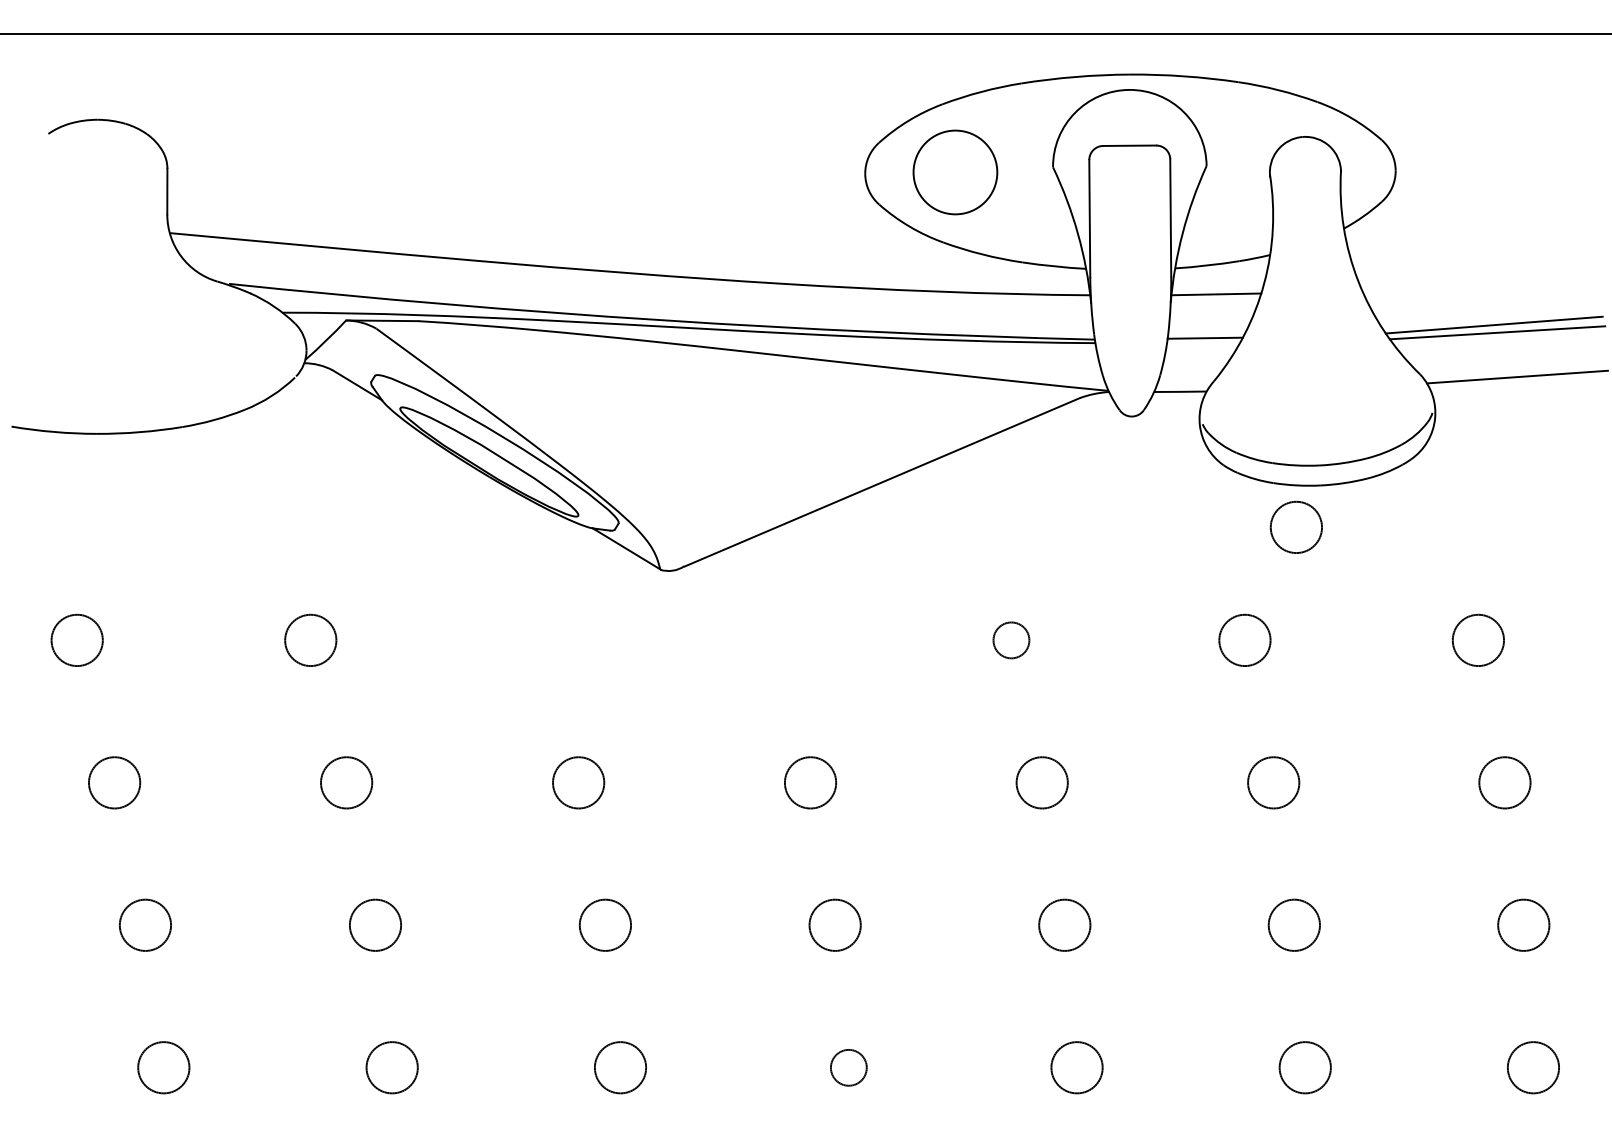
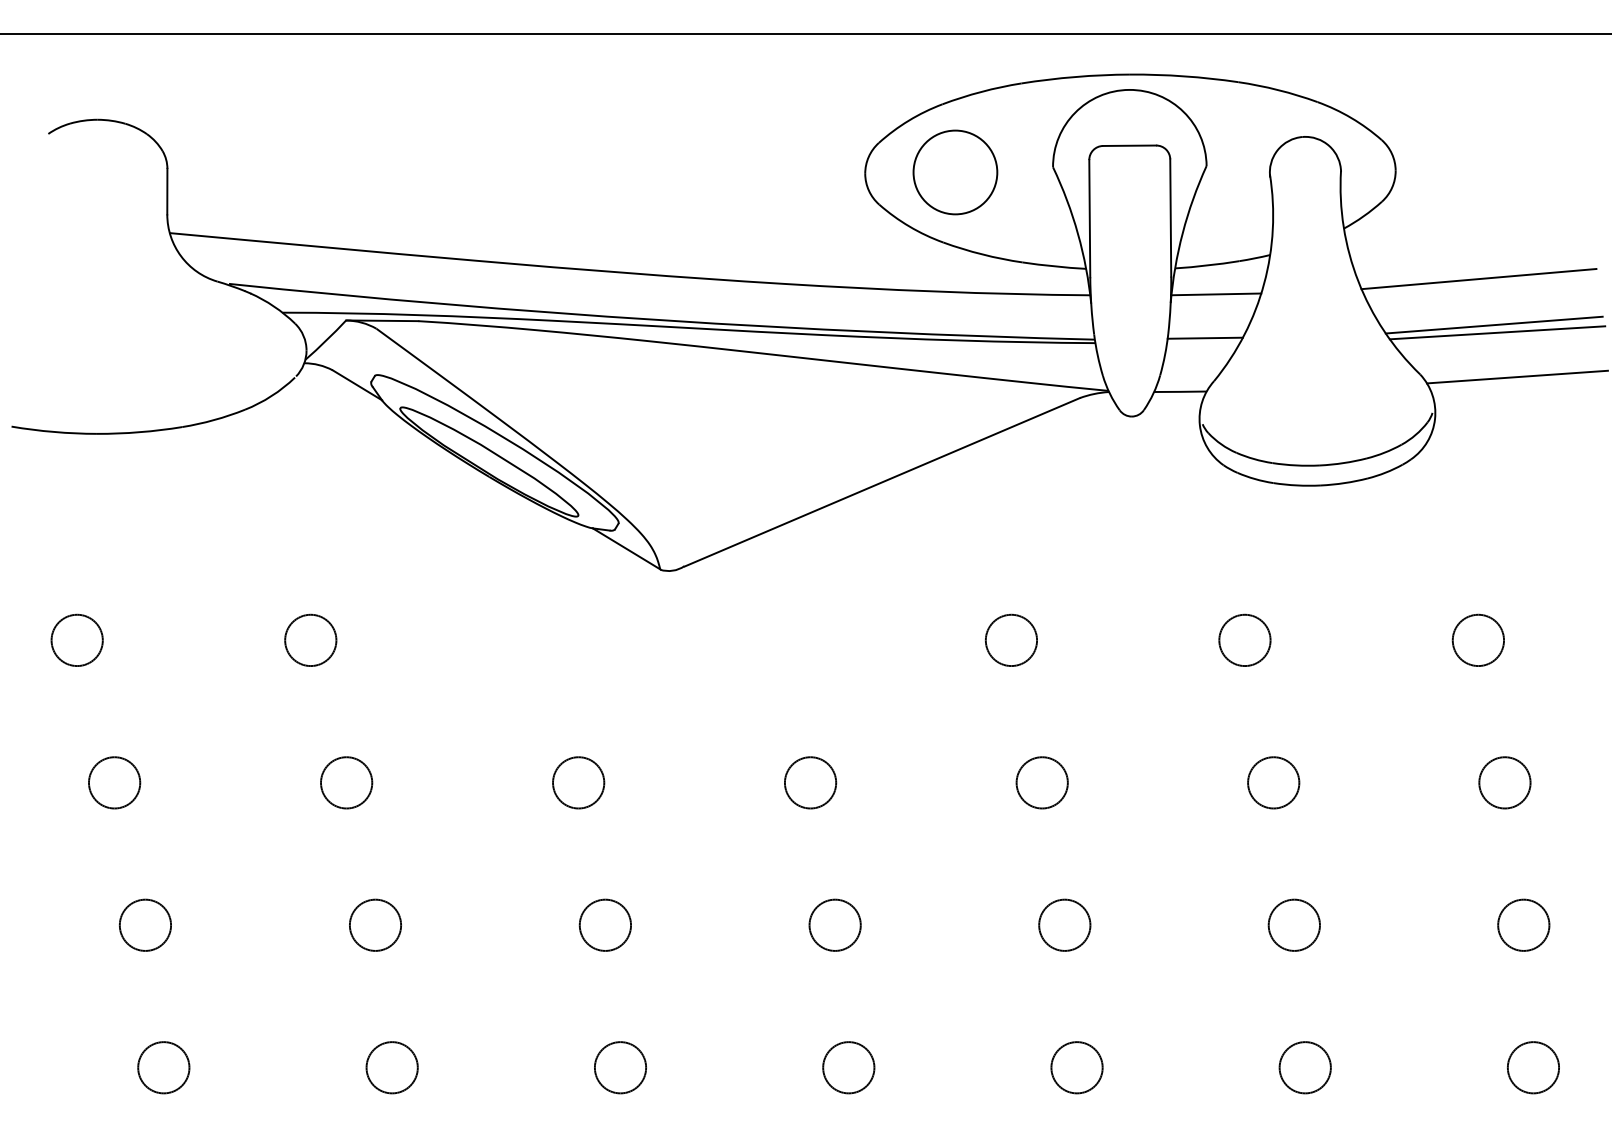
line: none -> present (1478, 279)
circle: present -> none (1295, 526)
circle diameter: 36 px -> 51 px (1011, 640)
circle size: 38x38 px -> 54x54 px (848, 1067)
